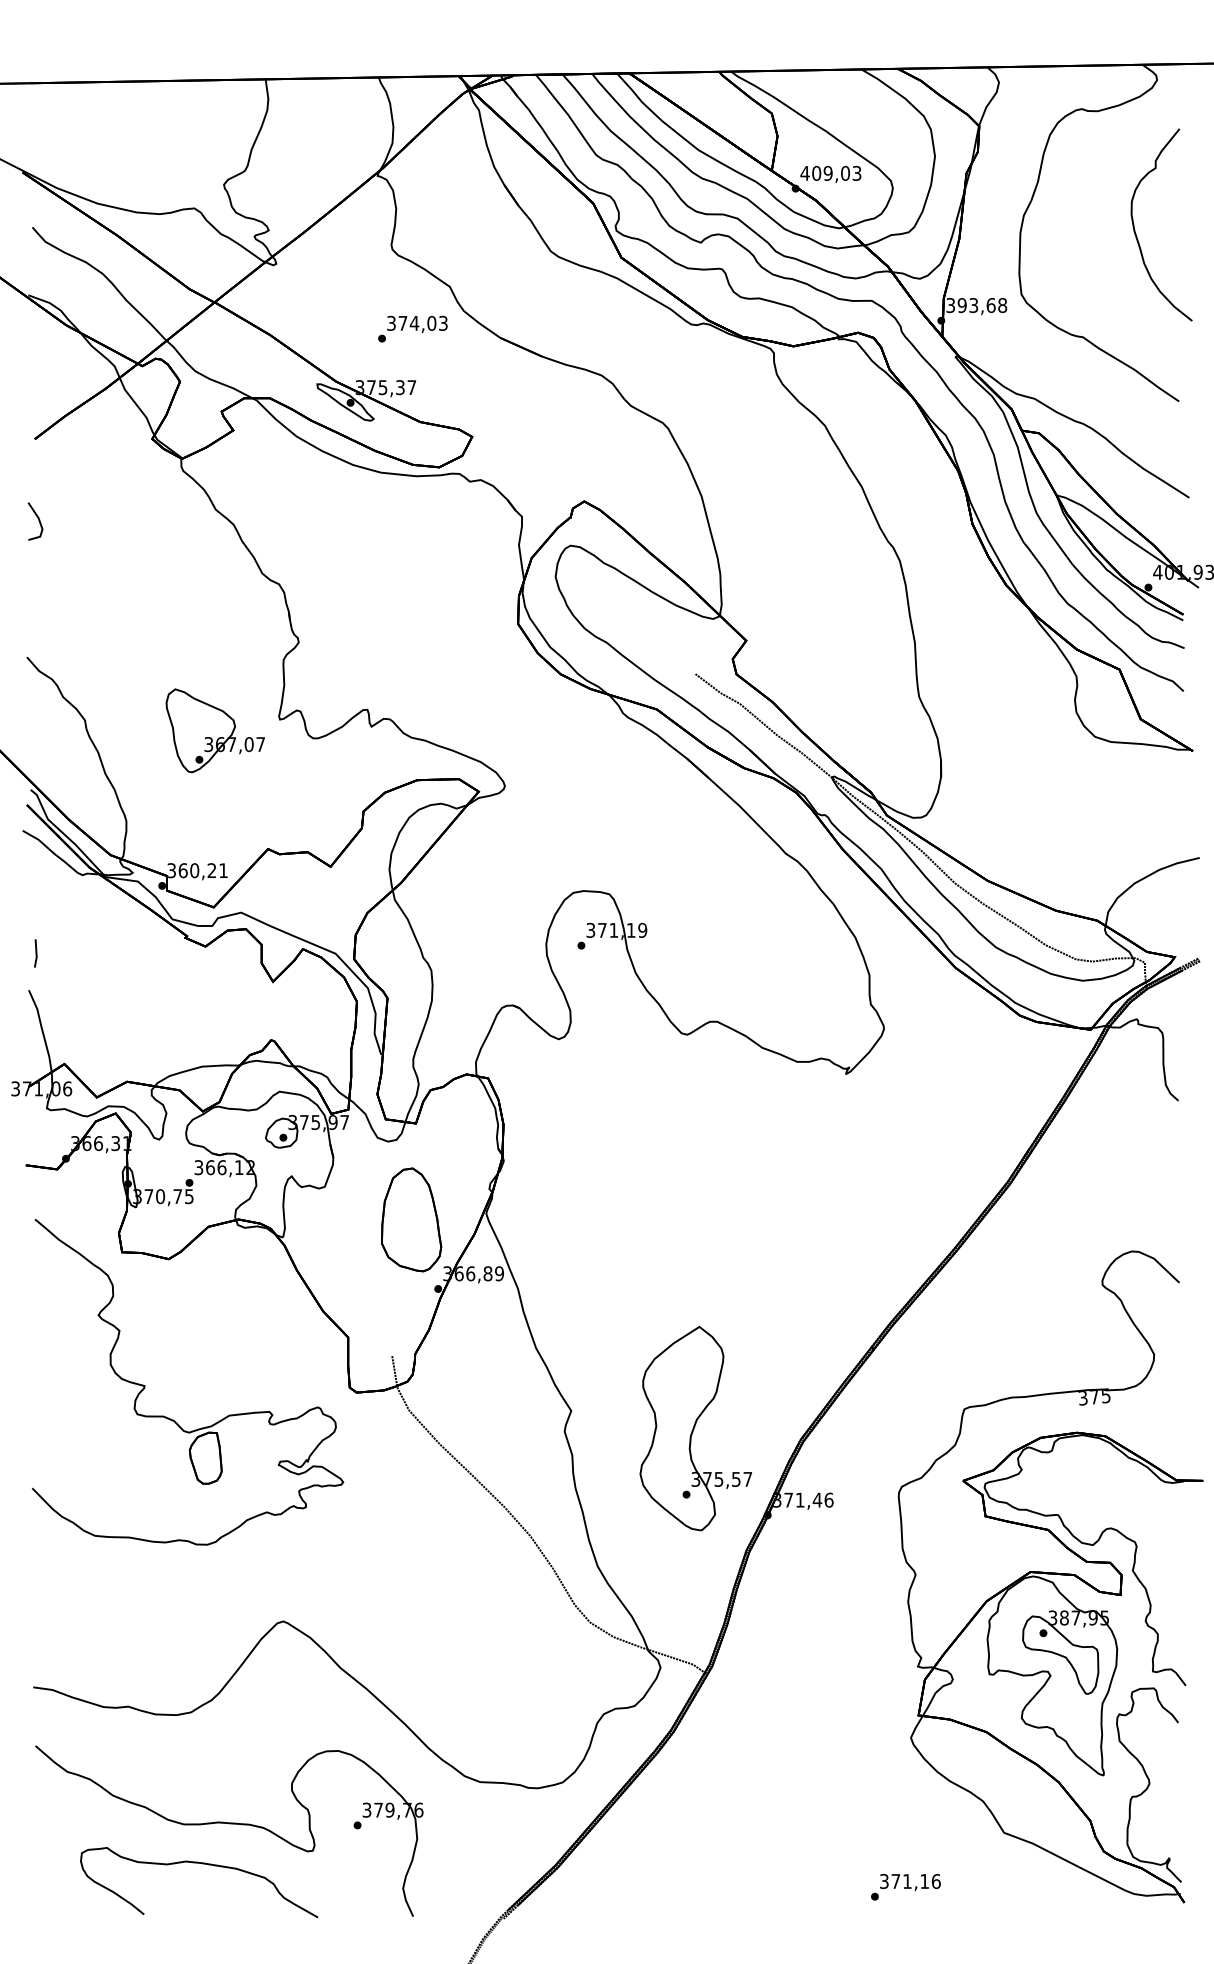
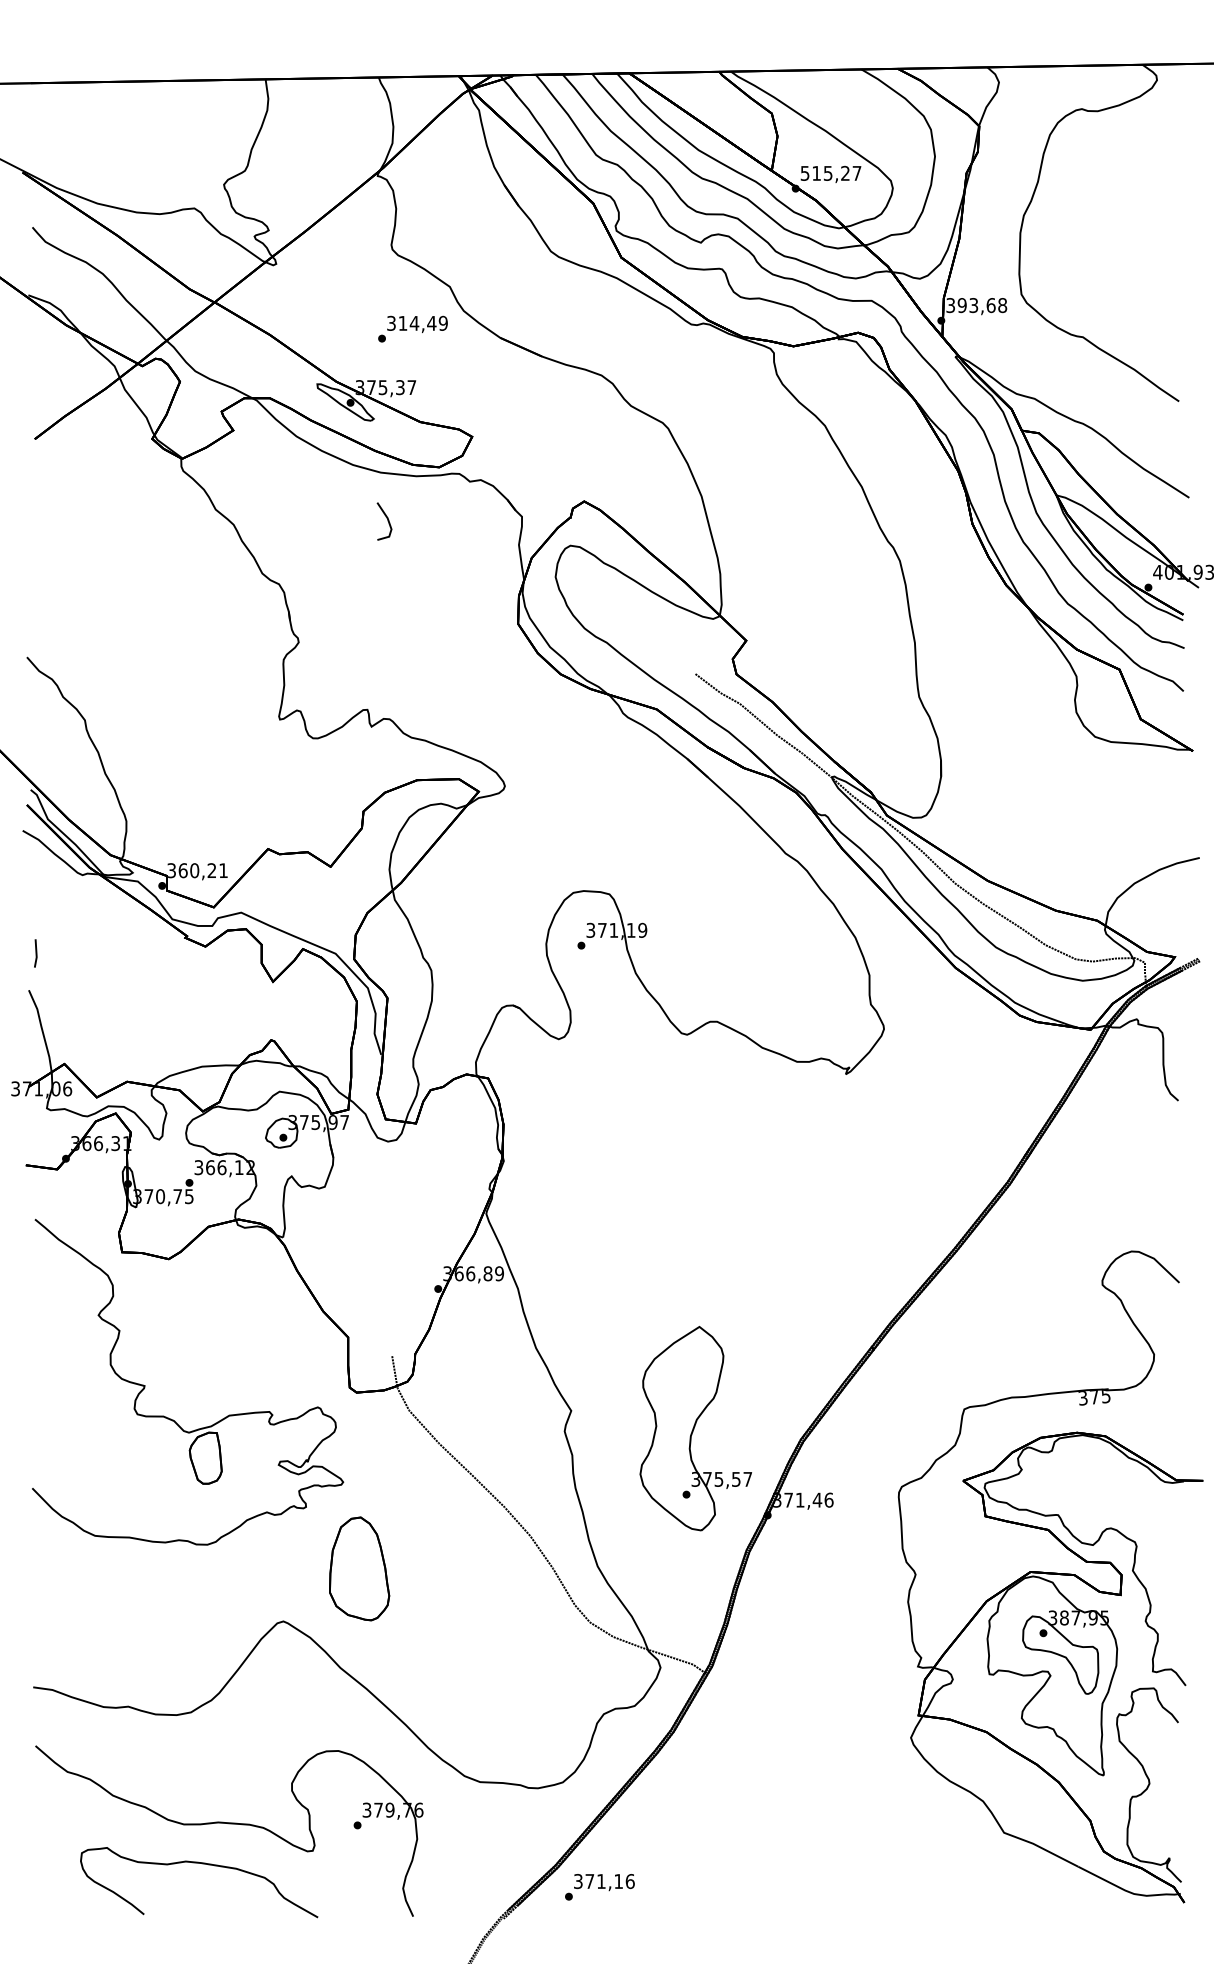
text: 409,03 -> 515,27 (830, 172)
curve: present -> none (1135, 229)
text: 374,03 -> 314,49 (422, 322)
part position: (35, 521) -> (384, 521) (384, 521)
part: present -> none (214, 730)
part position: (411, 1219) -> (359, 1568) (359, 1568)
text position: (905, 1887) -> (599, 1887) (599, 1887)
